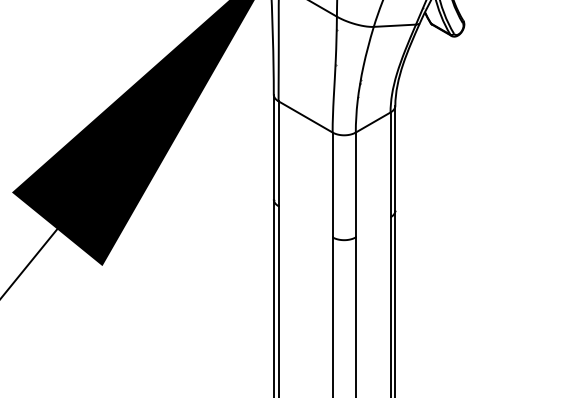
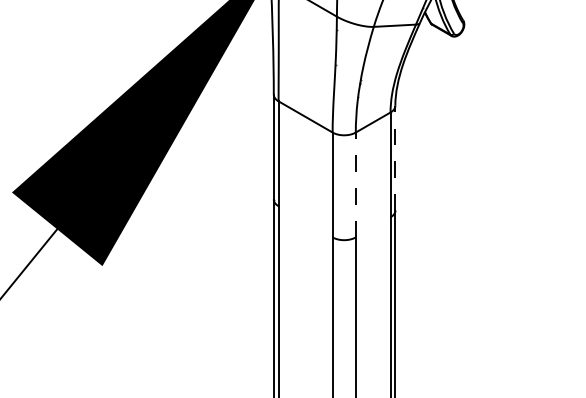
line: solid -> dashed (395, 157)
line: solid -> dashed (355, 184)
